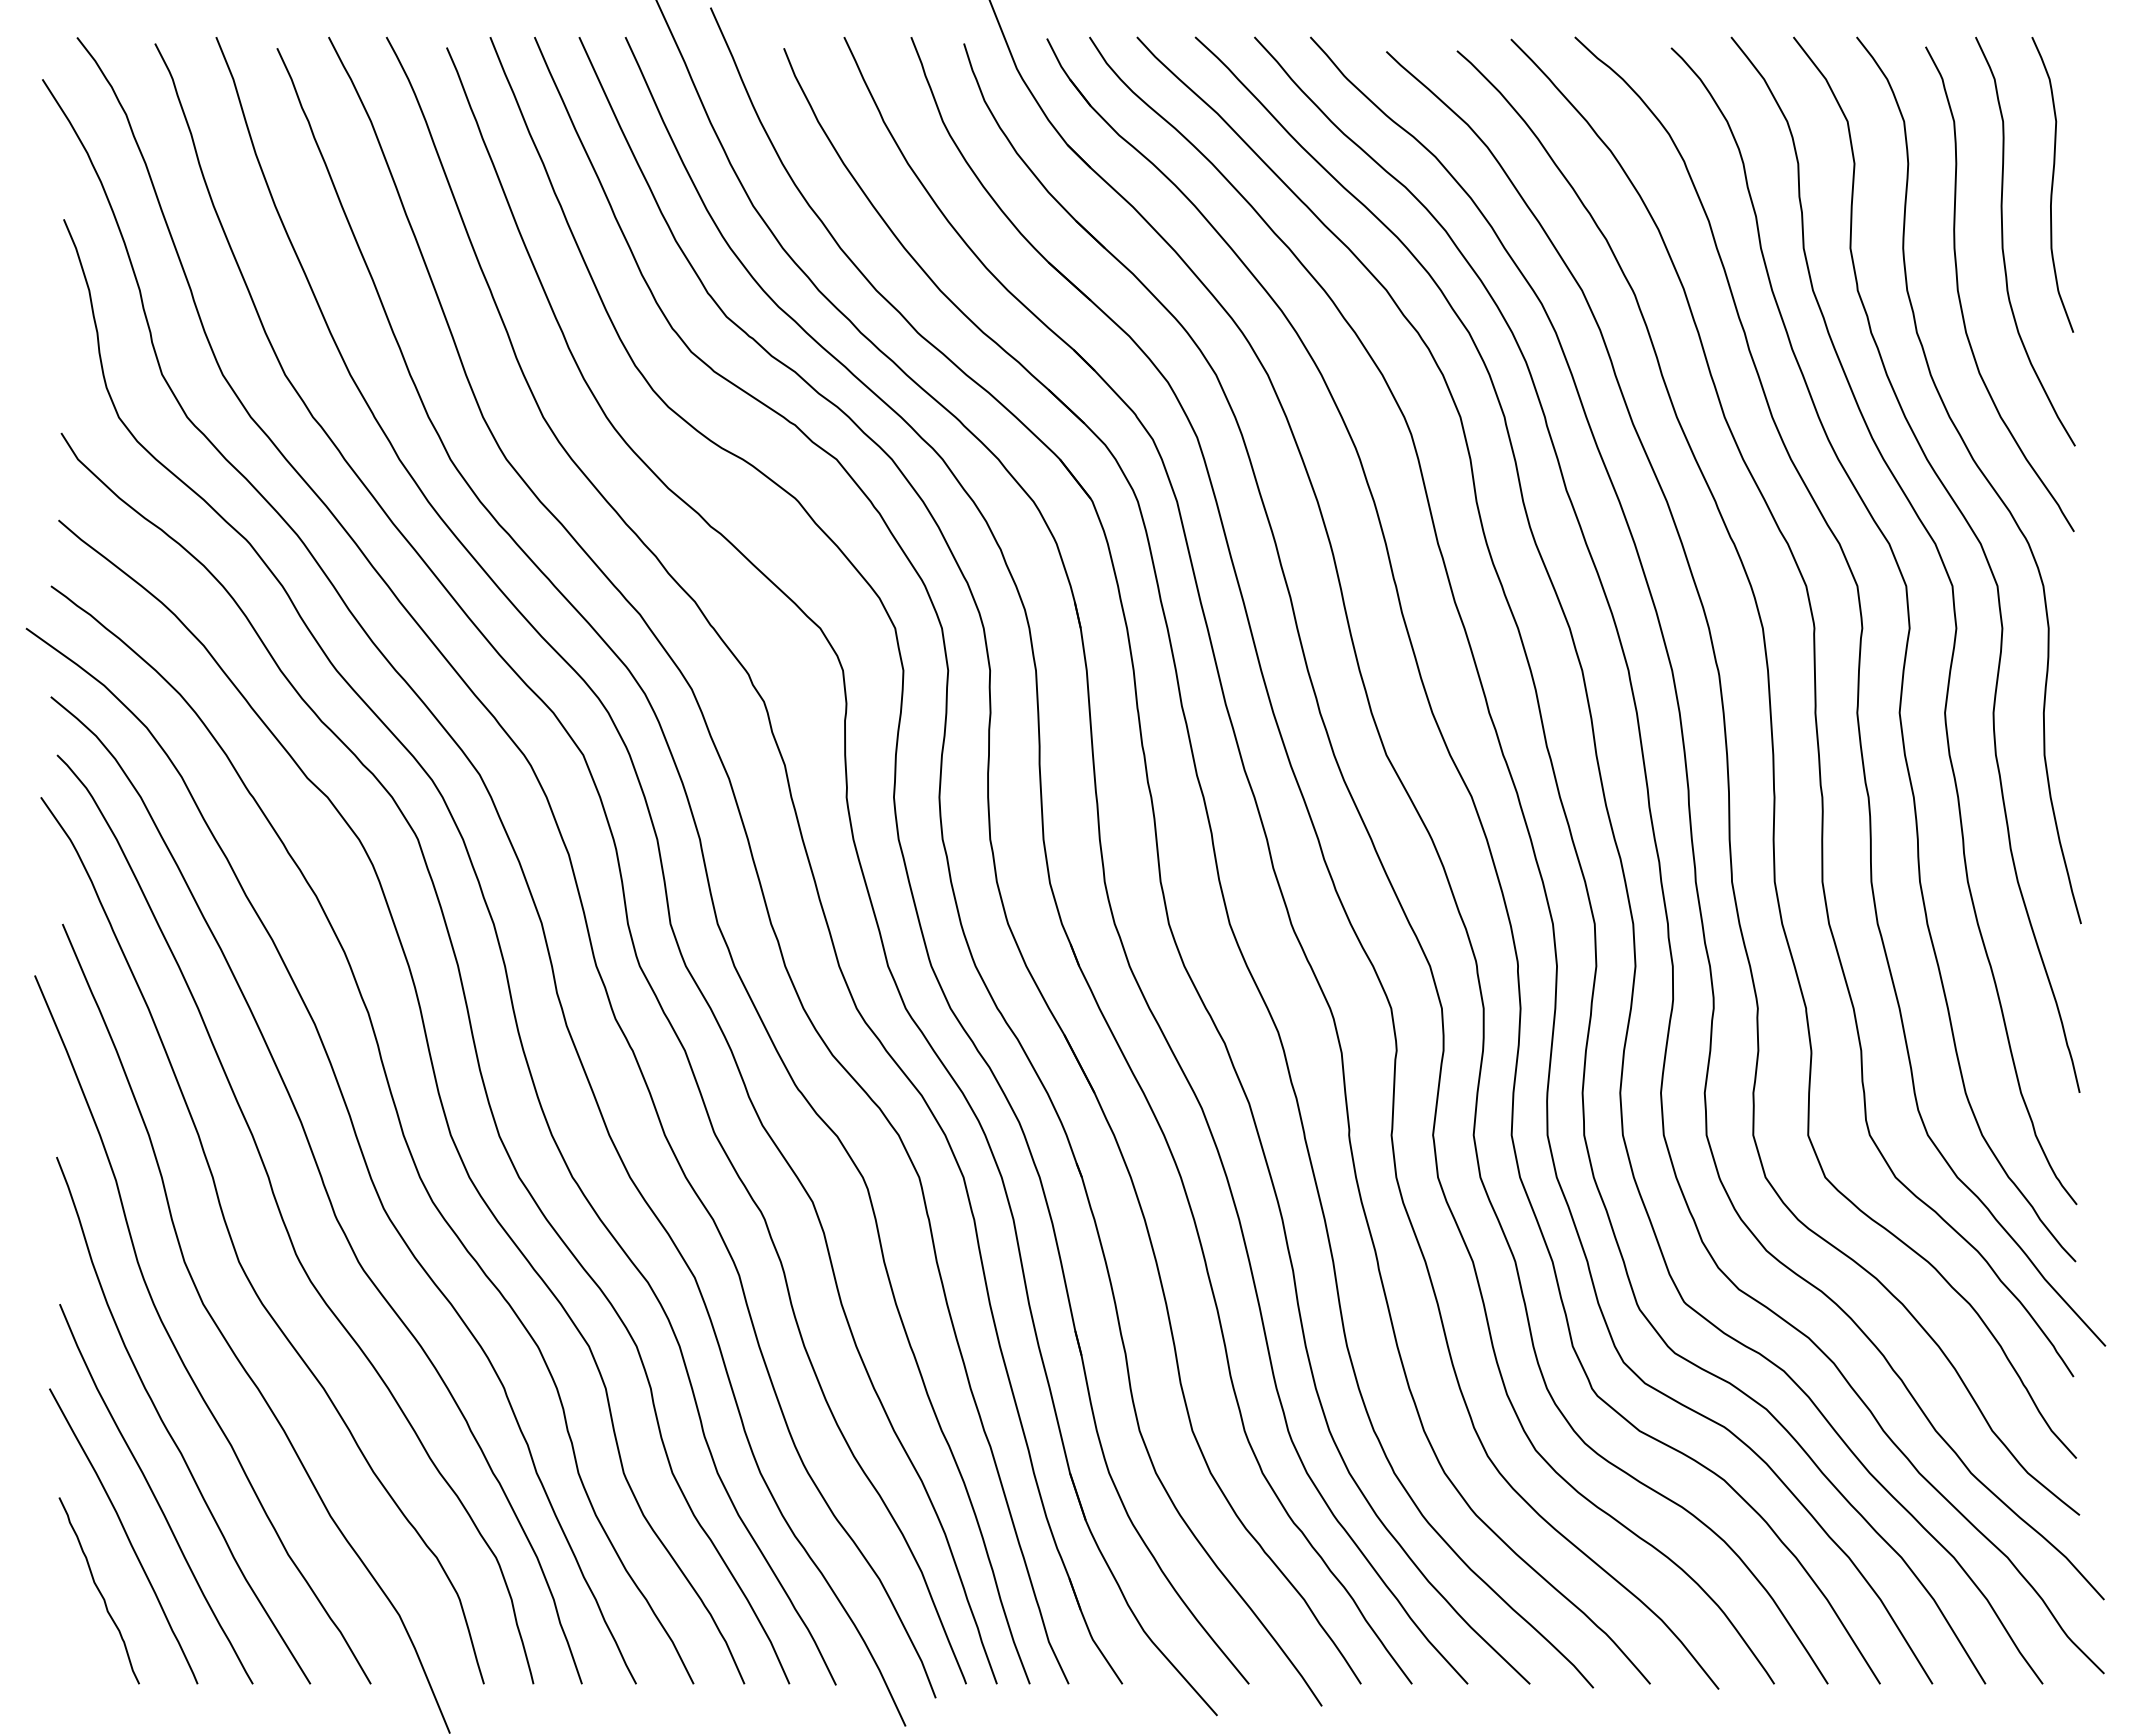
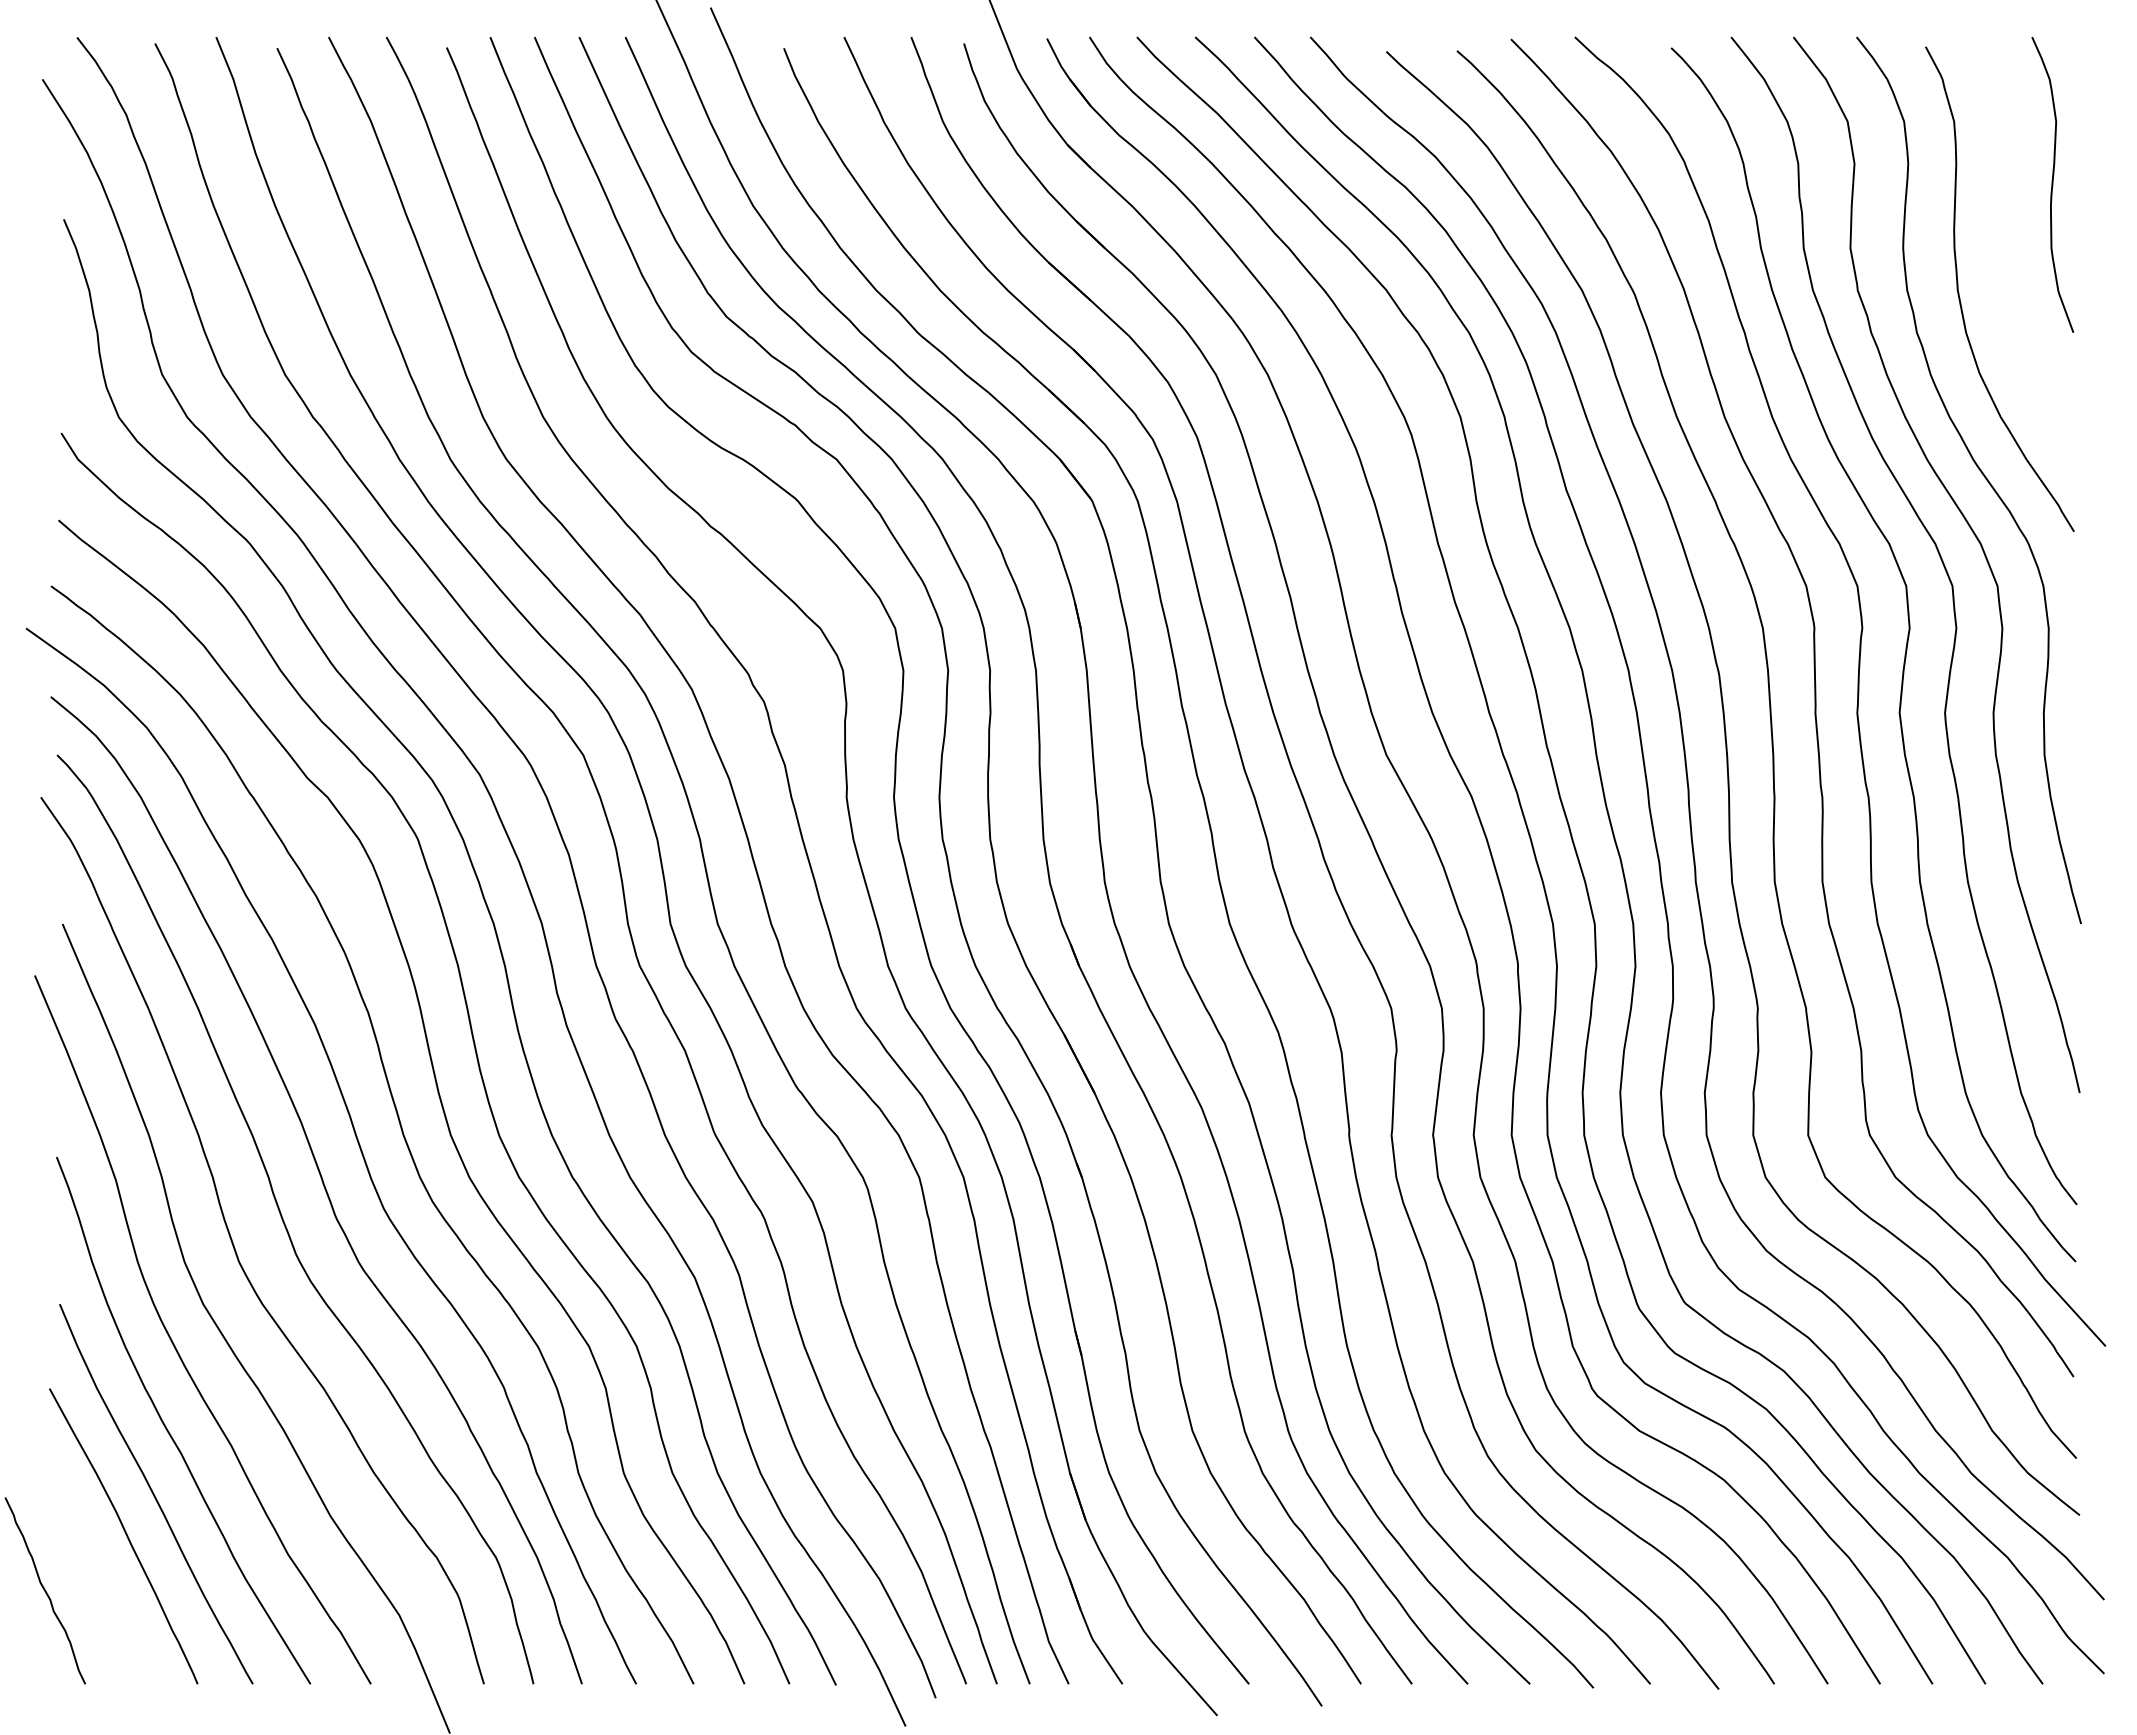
curve: present -> none (2003, 241)
curve position: (98, 1590) -> (44, 1590) (44, 1590)
